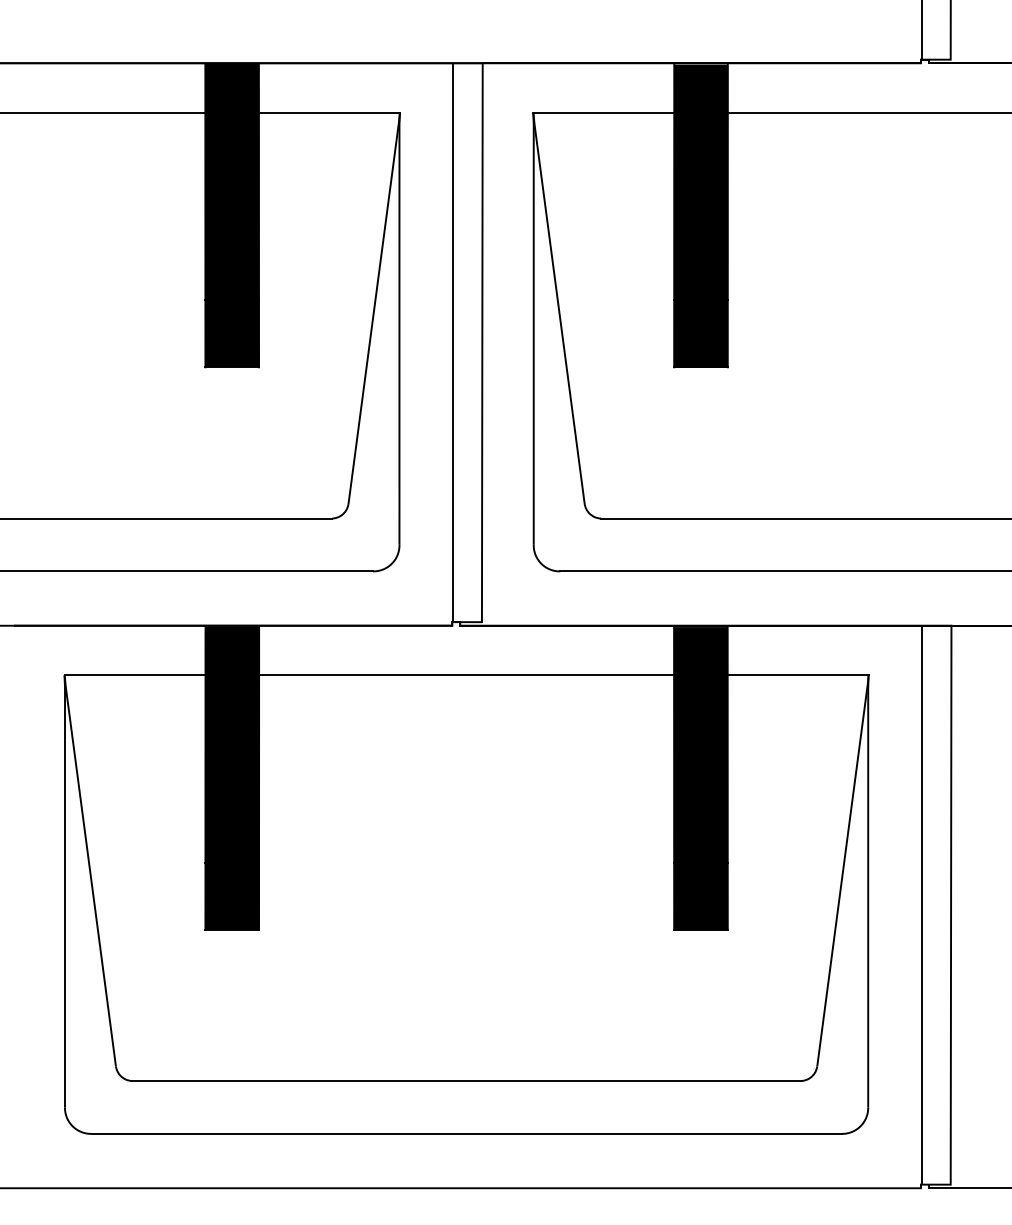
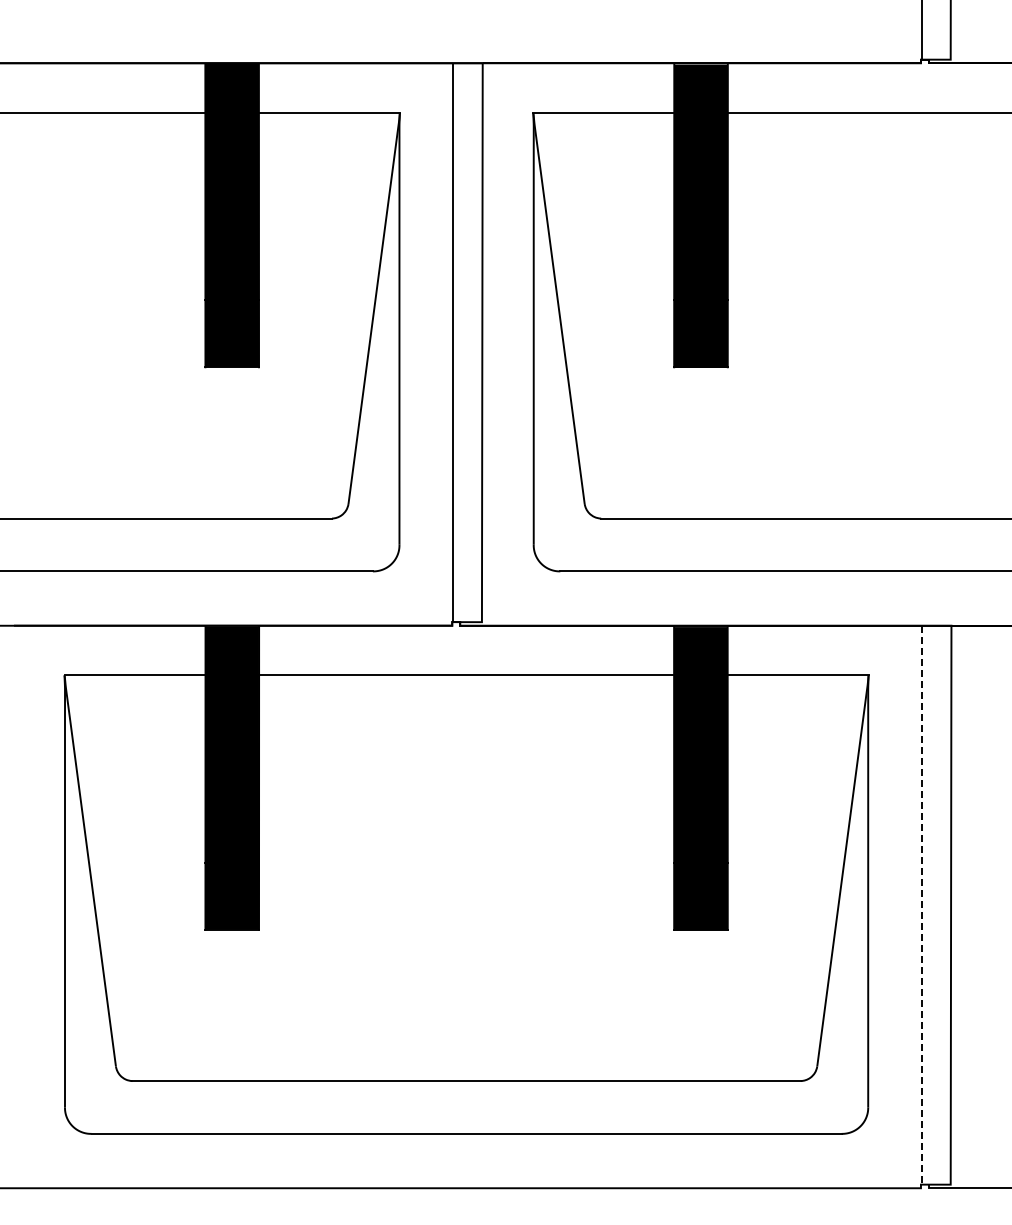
line: solid -> dashed (921, 905)
